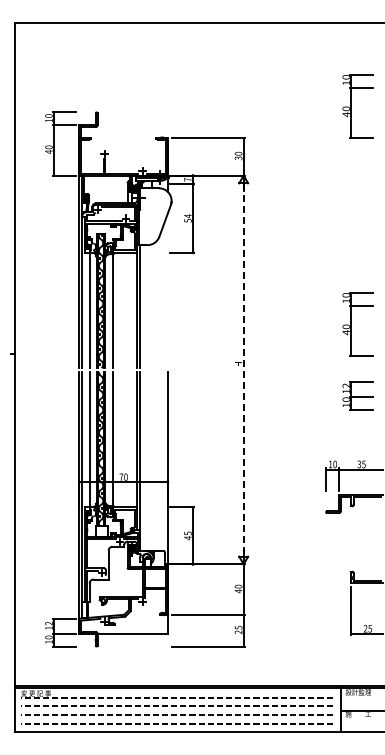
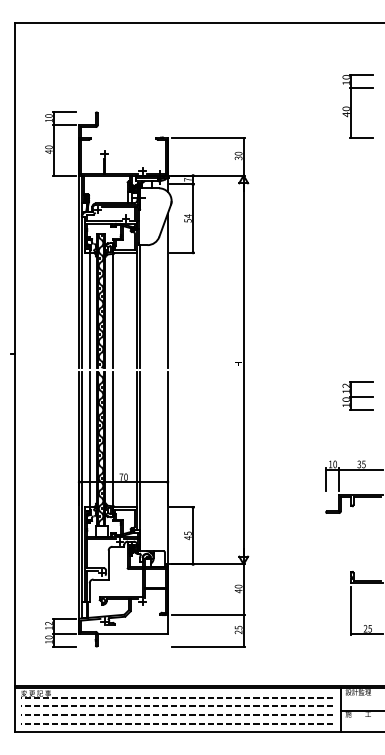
line: none -> present (167, 290)
part: present -> none (357, 324)
line: dashed -> solid (243, 370)
